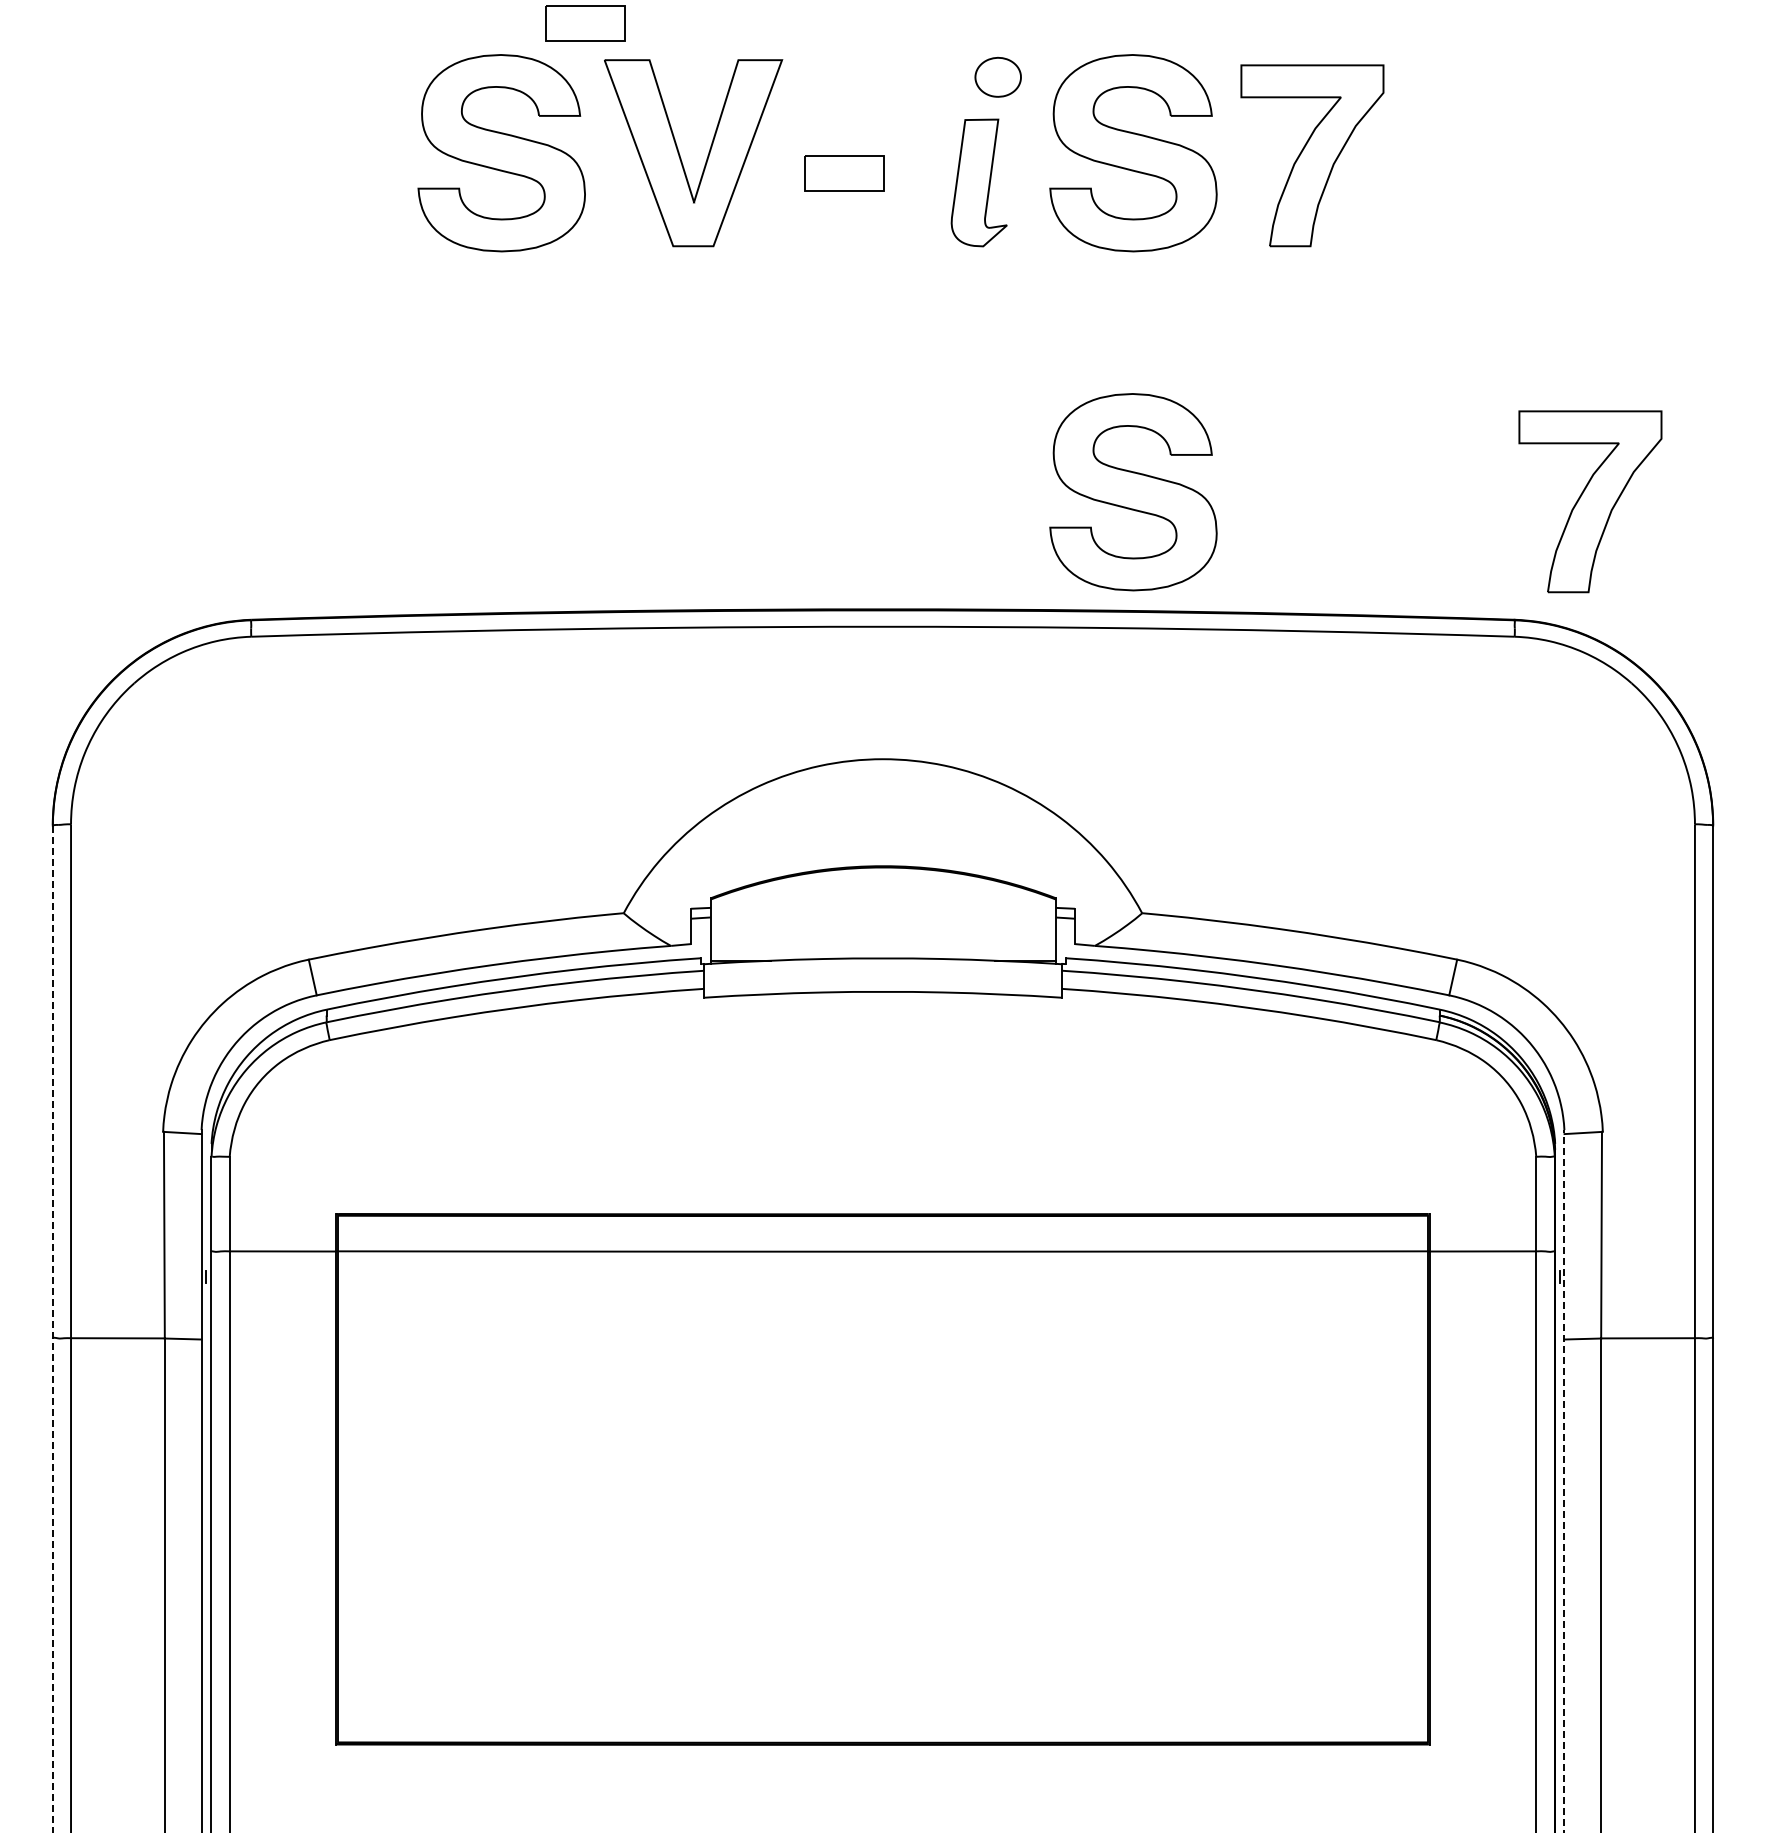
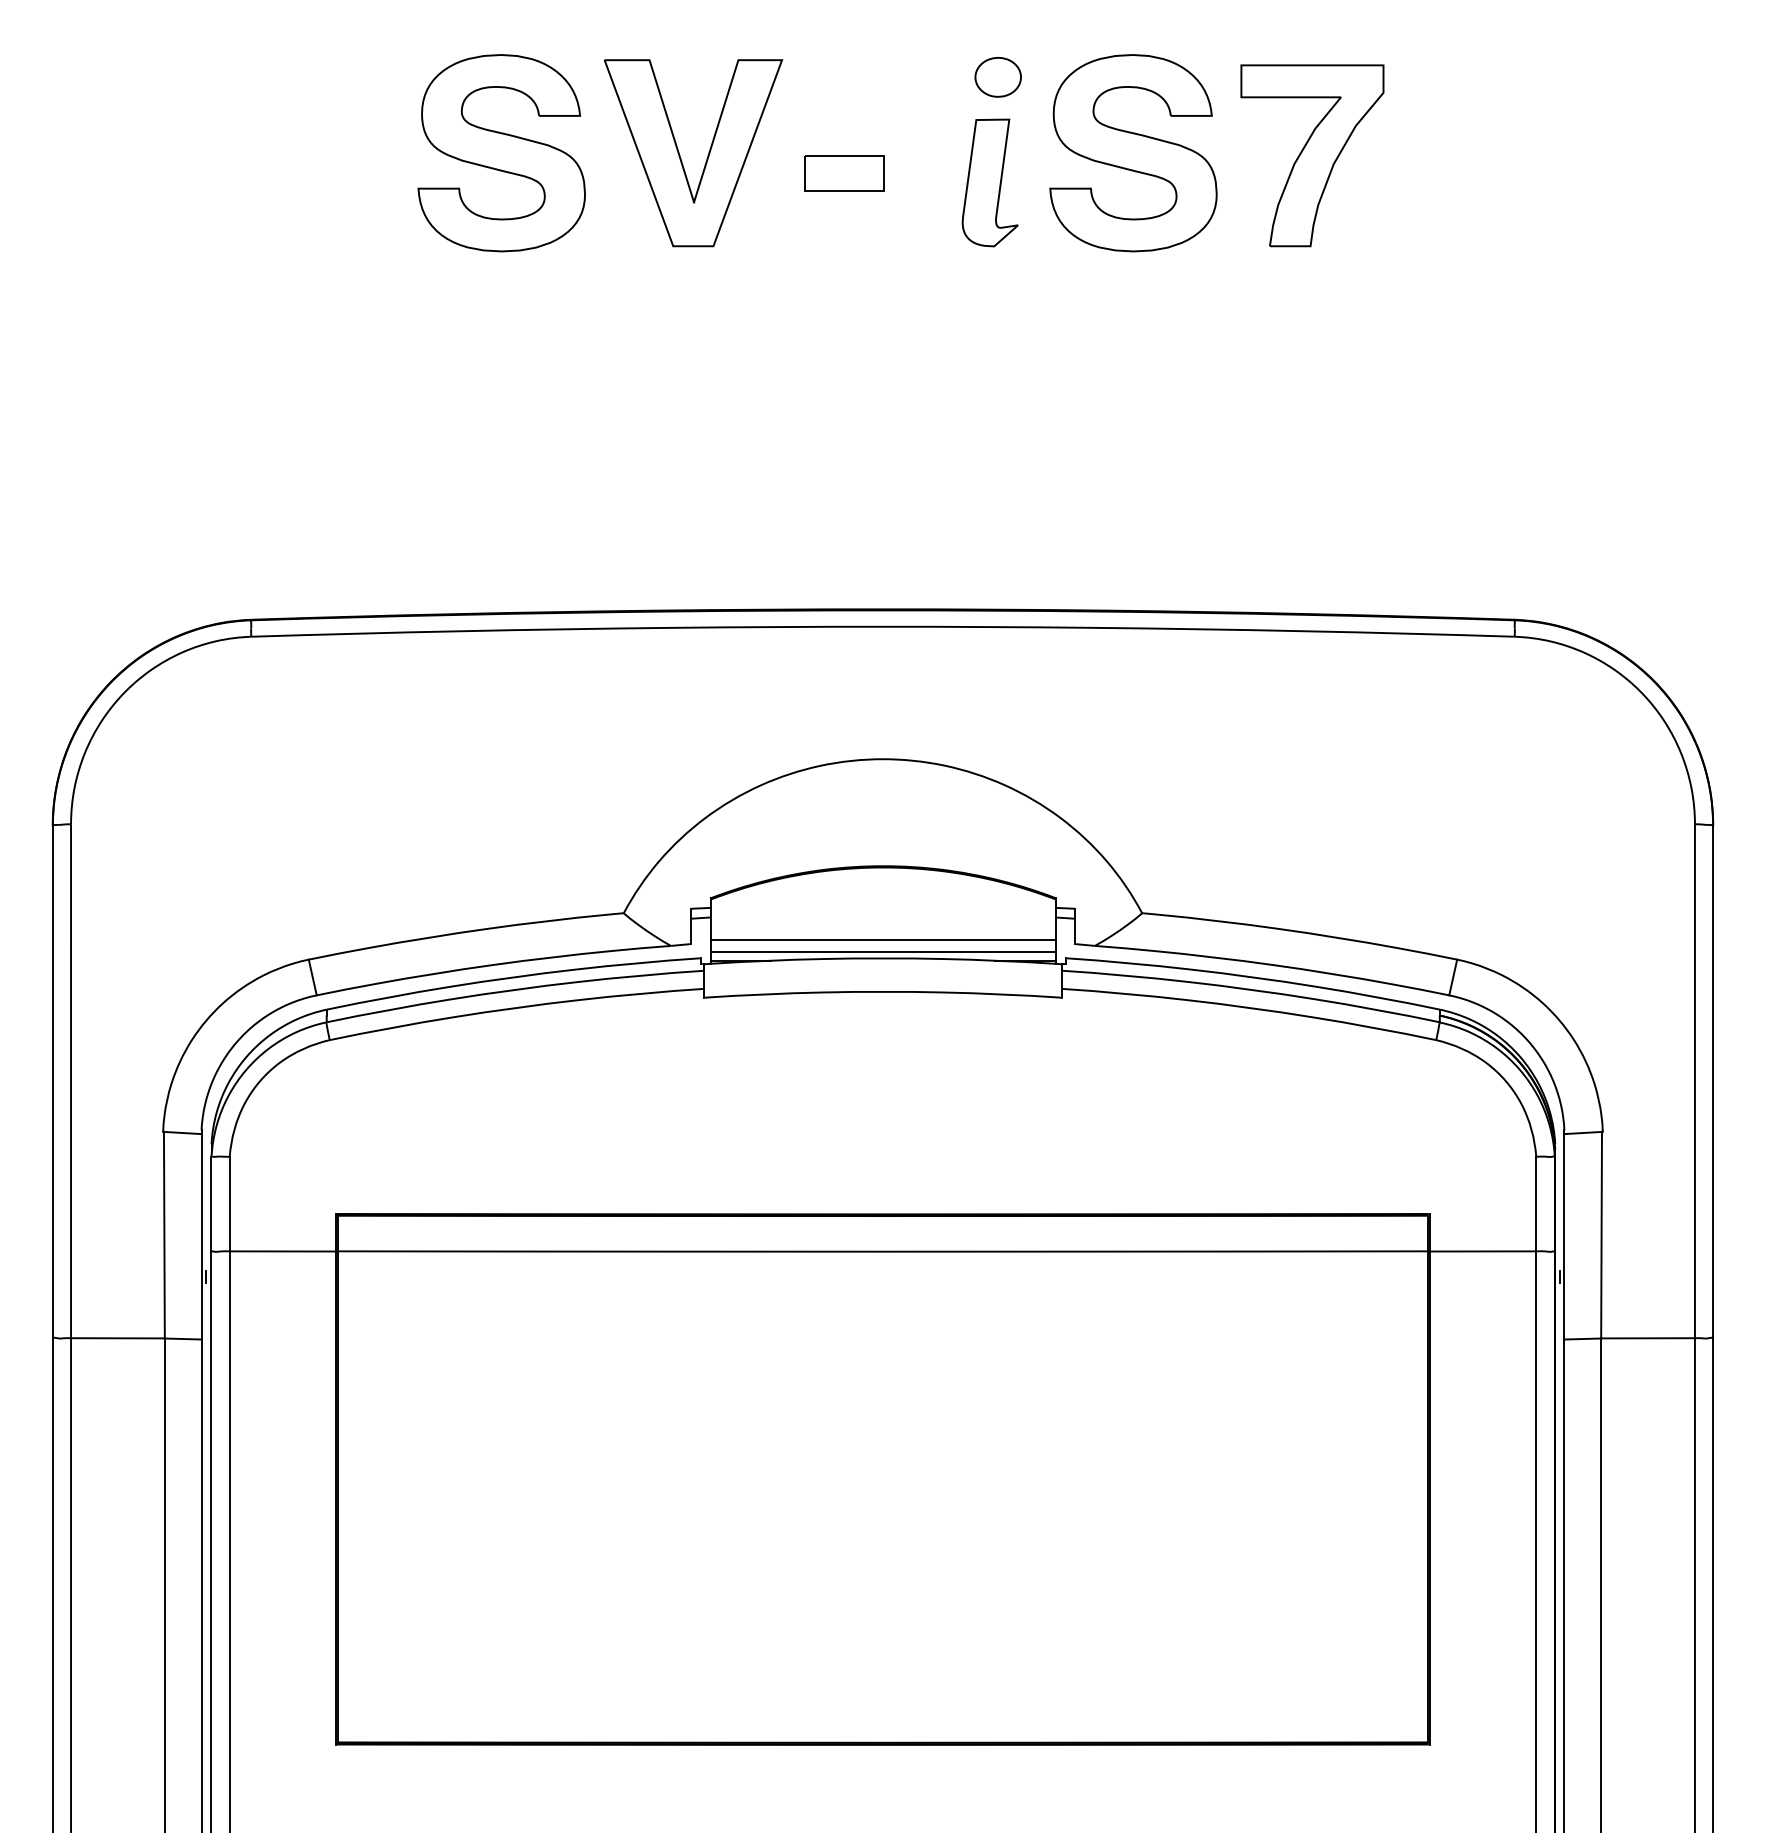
part: present -> none (585, 23)
part position: (978, 182) -> (989, 182) (989, 182)
part: present -> none (1133, 492)
part: present -> none (1590, 501)
line: none -> present (883, 940)
line: none -> present (883, 952)
line: dashed -> solid (52, 1329)
line: dashed -> solid (1564, 1480)
